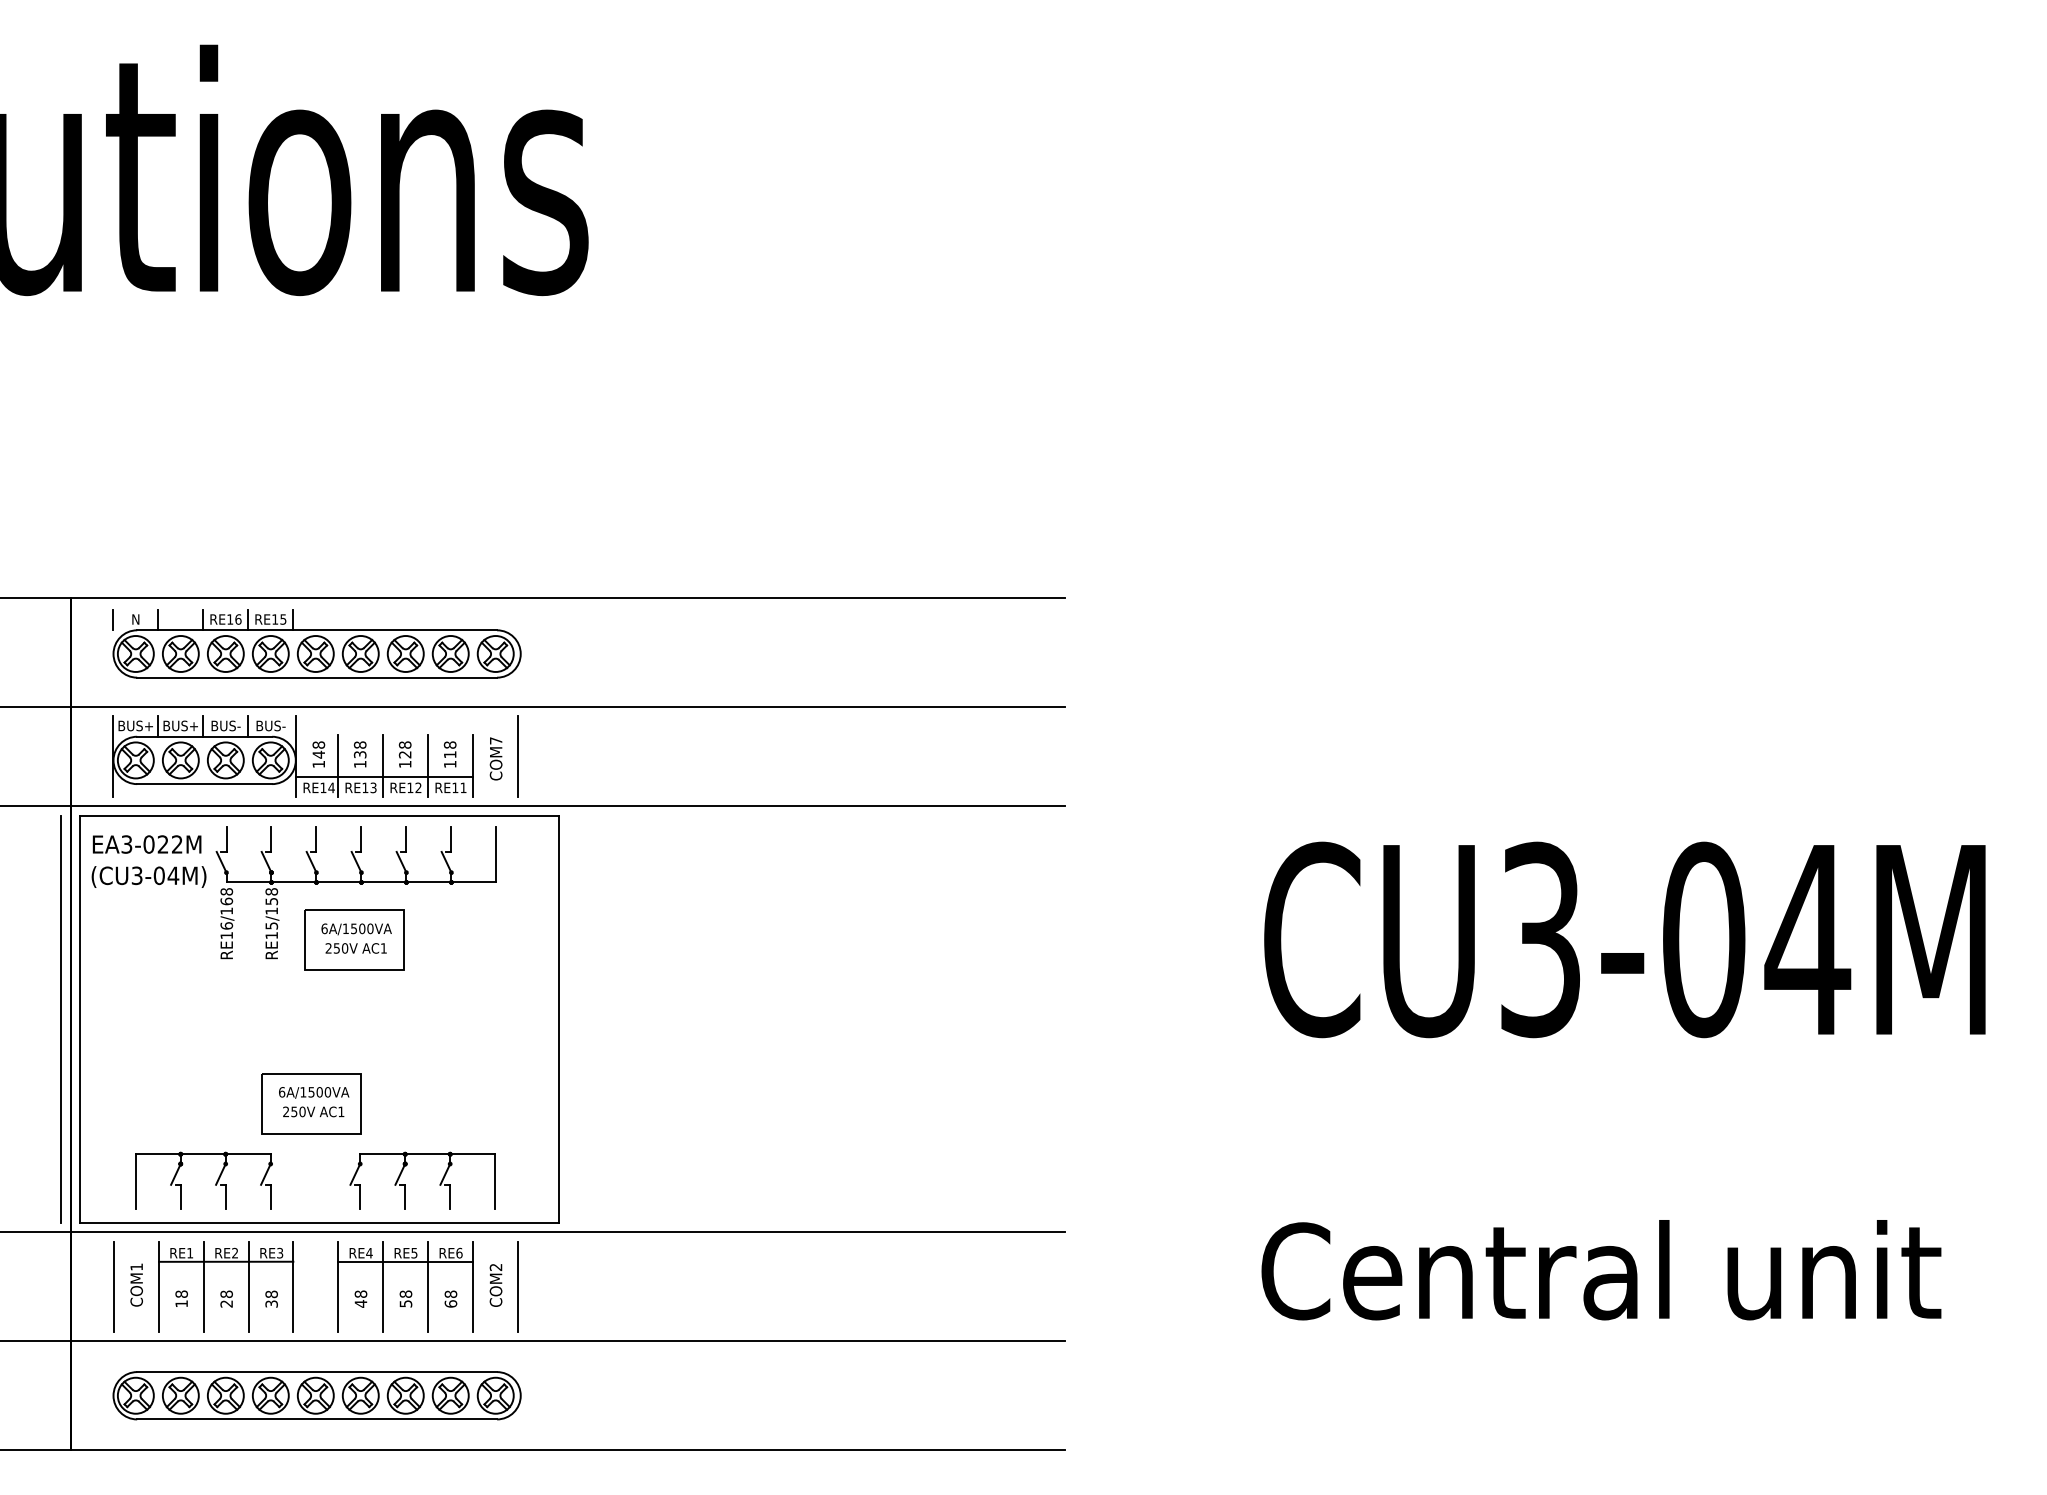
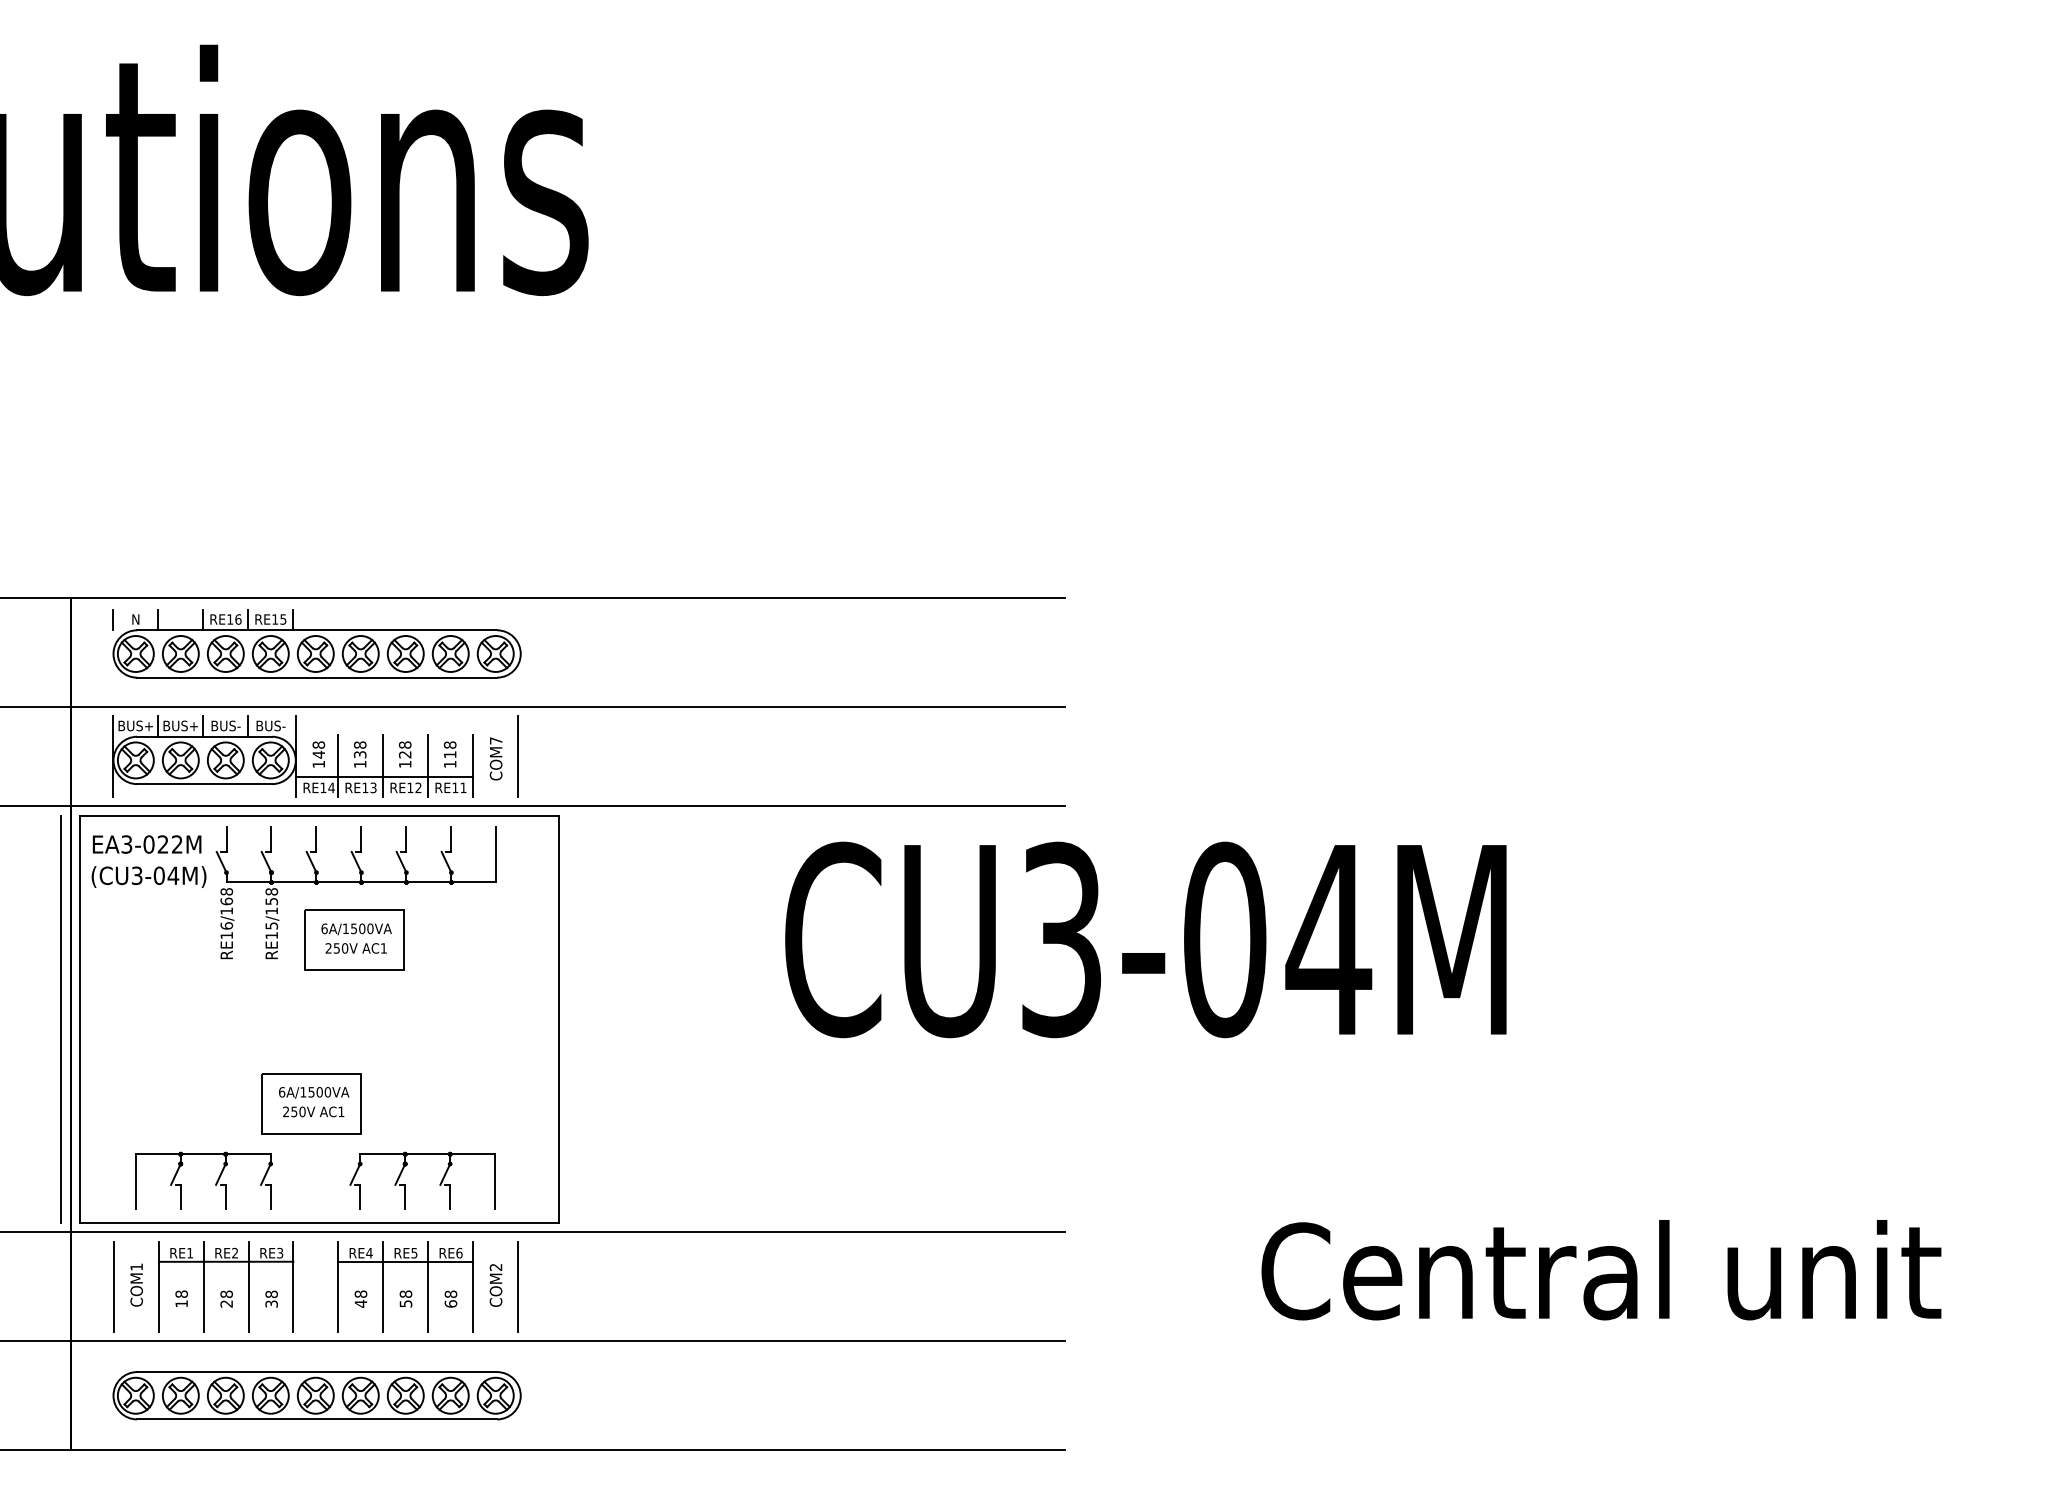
text position: (1624, 939) -> (1145, 939) (1145, 939)
